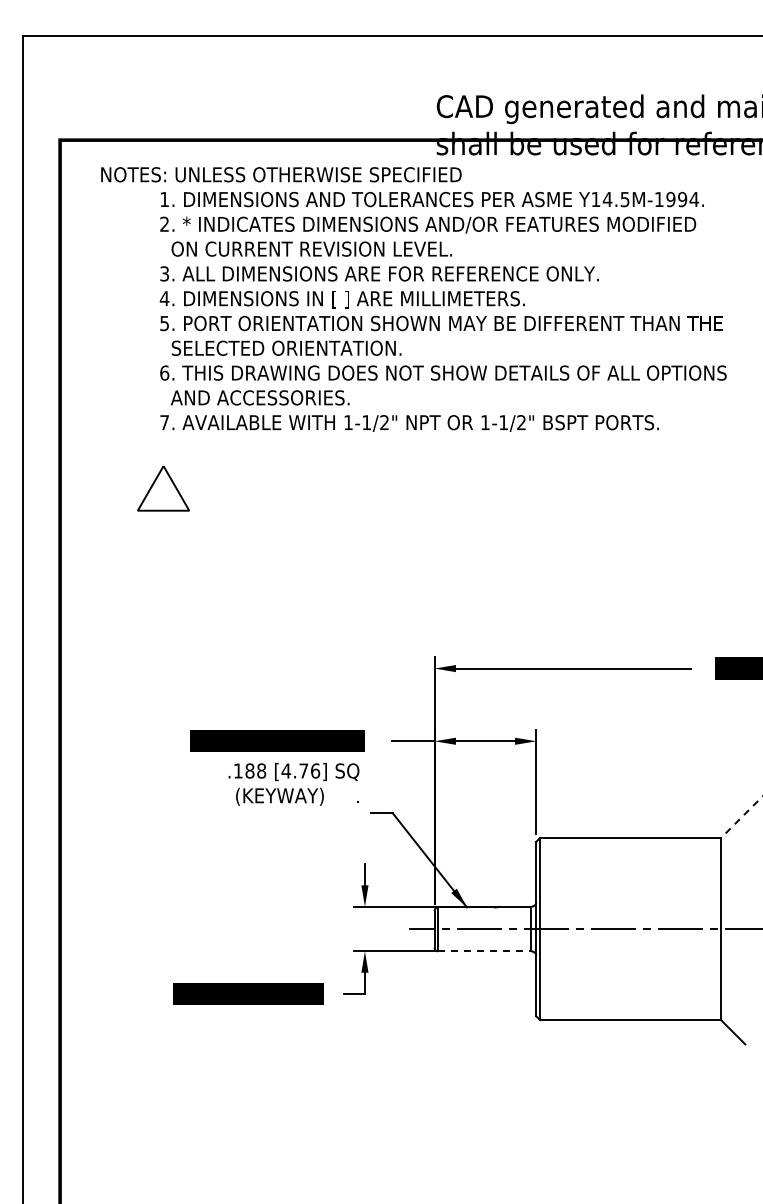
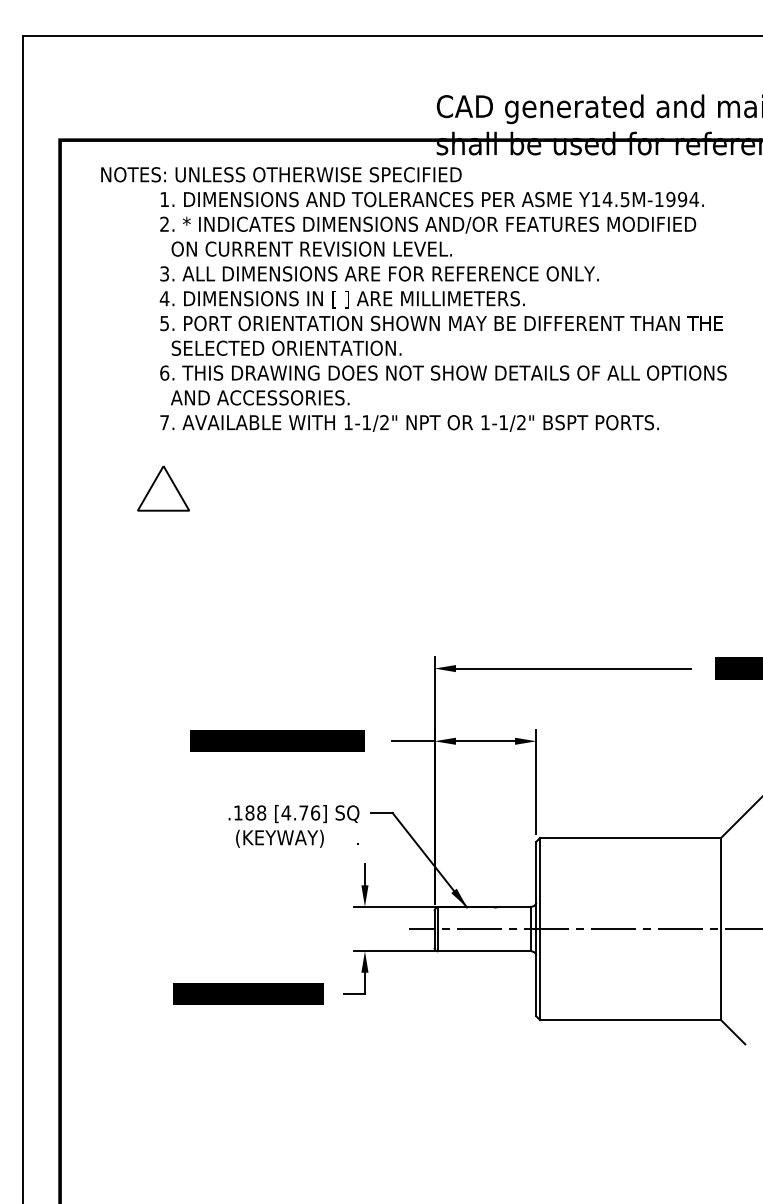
text position: (293, 784) -> (293, 826) (293, 826)
line: dashed -> solid (741, 817)
line: dashed -> solid (484, 951)
